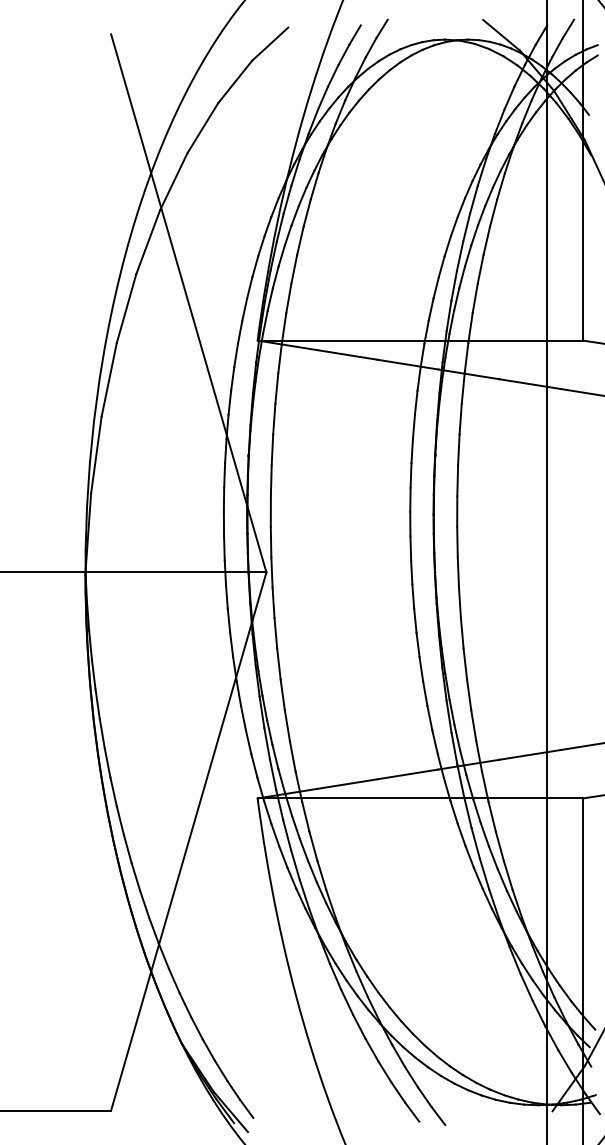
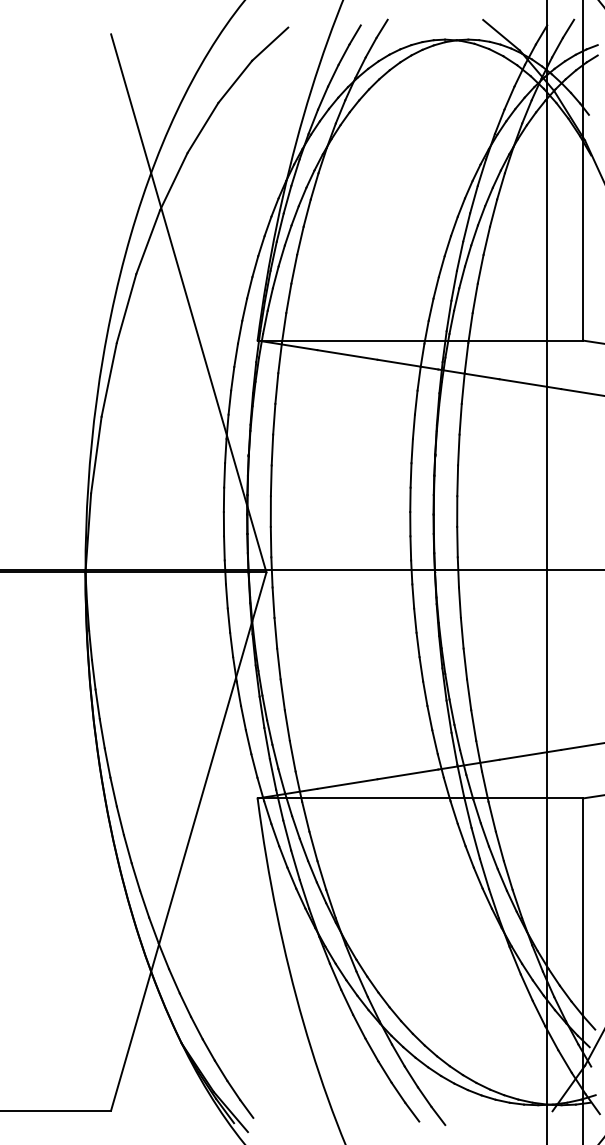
line: none -> present (301, 569)
